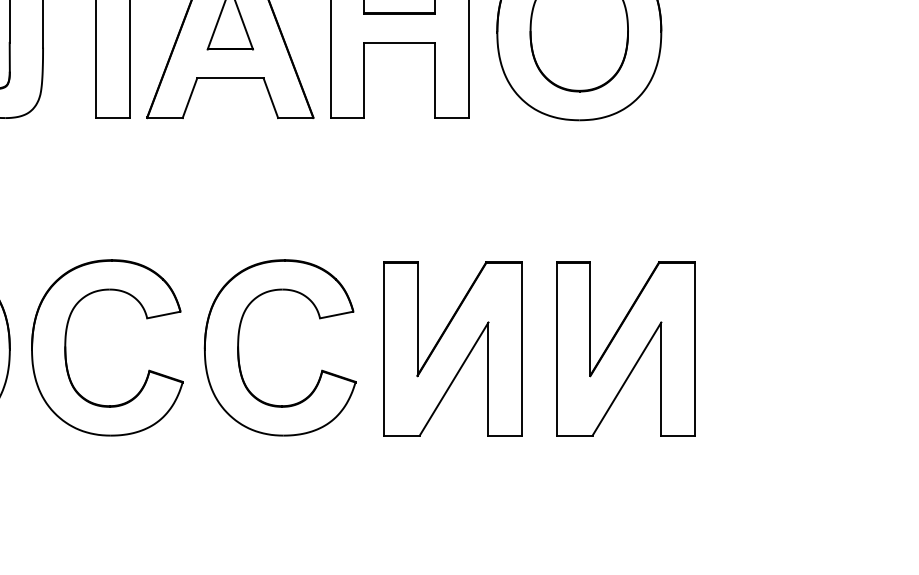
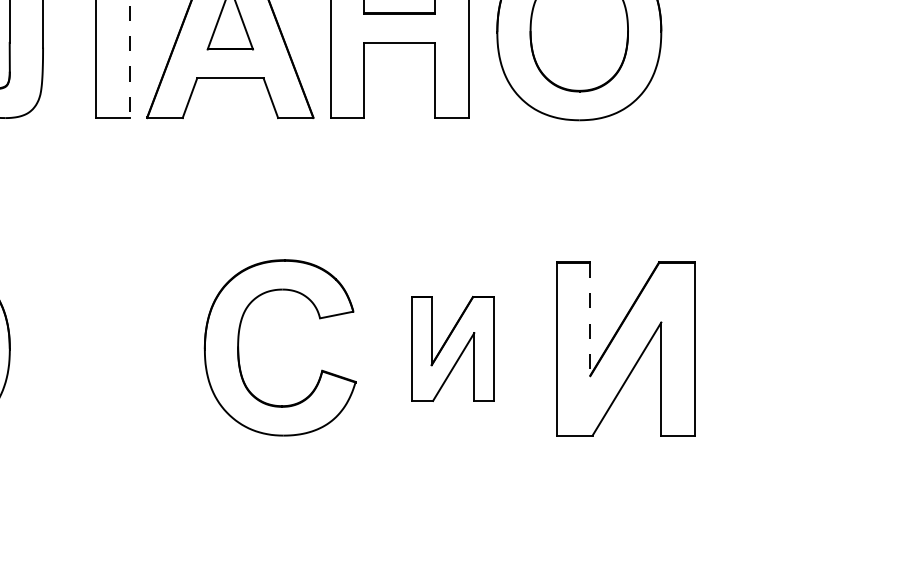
line: solid -> dashed (129, 59)
line: solid -> dashed (590, 319)
part: present -> none (66, 347)
part size: 140x176 px -> 84x106 px (452, 348)
